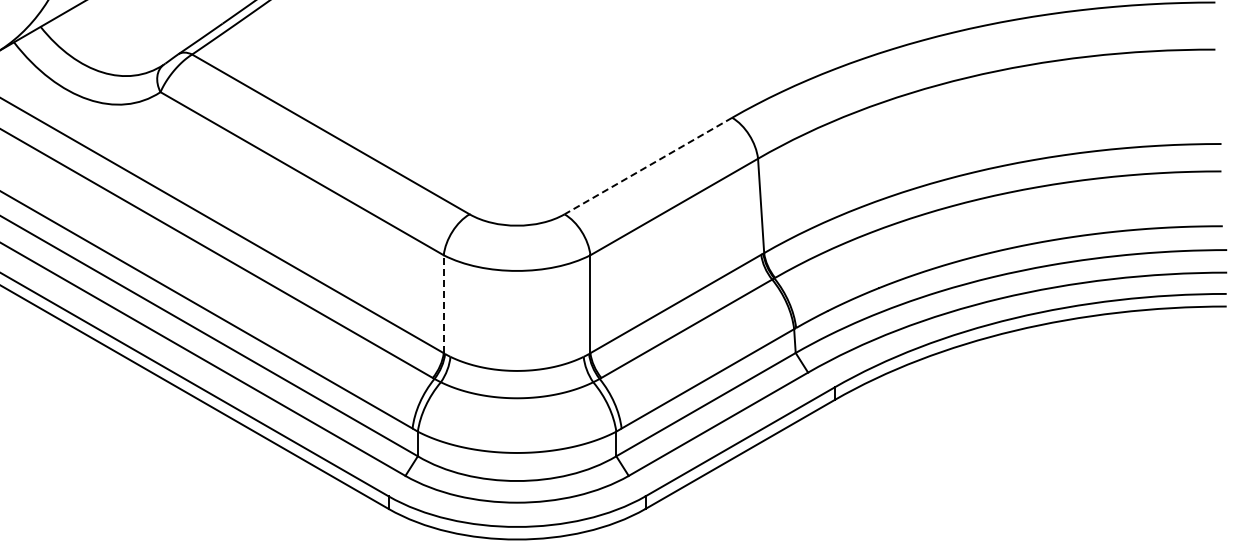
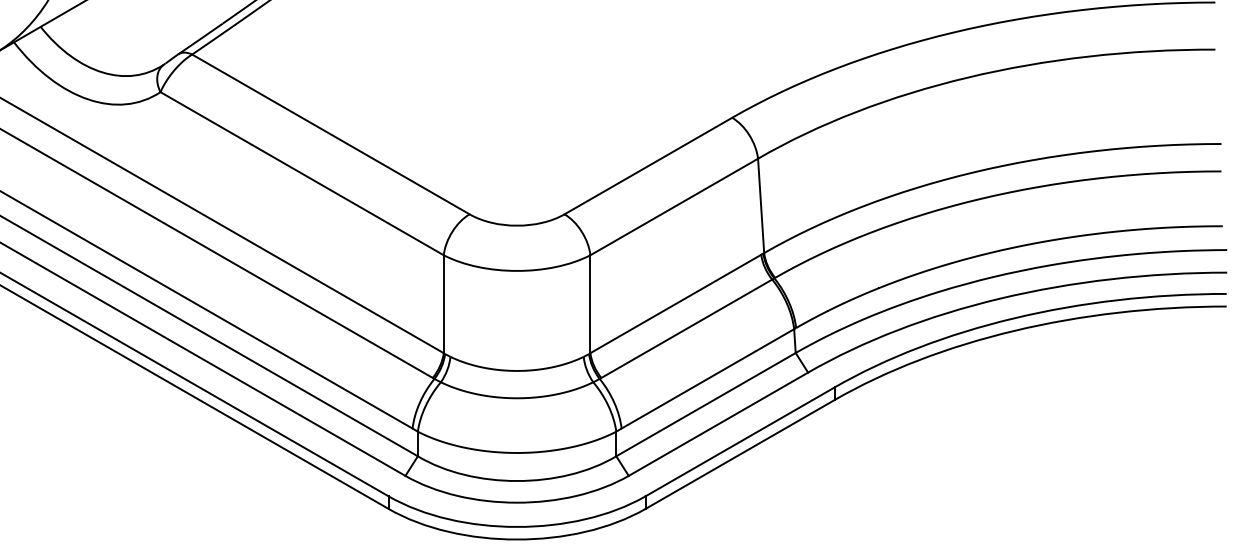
line: dashed -> solid (648, 166)
line: dashed -> solid (443, 304)
